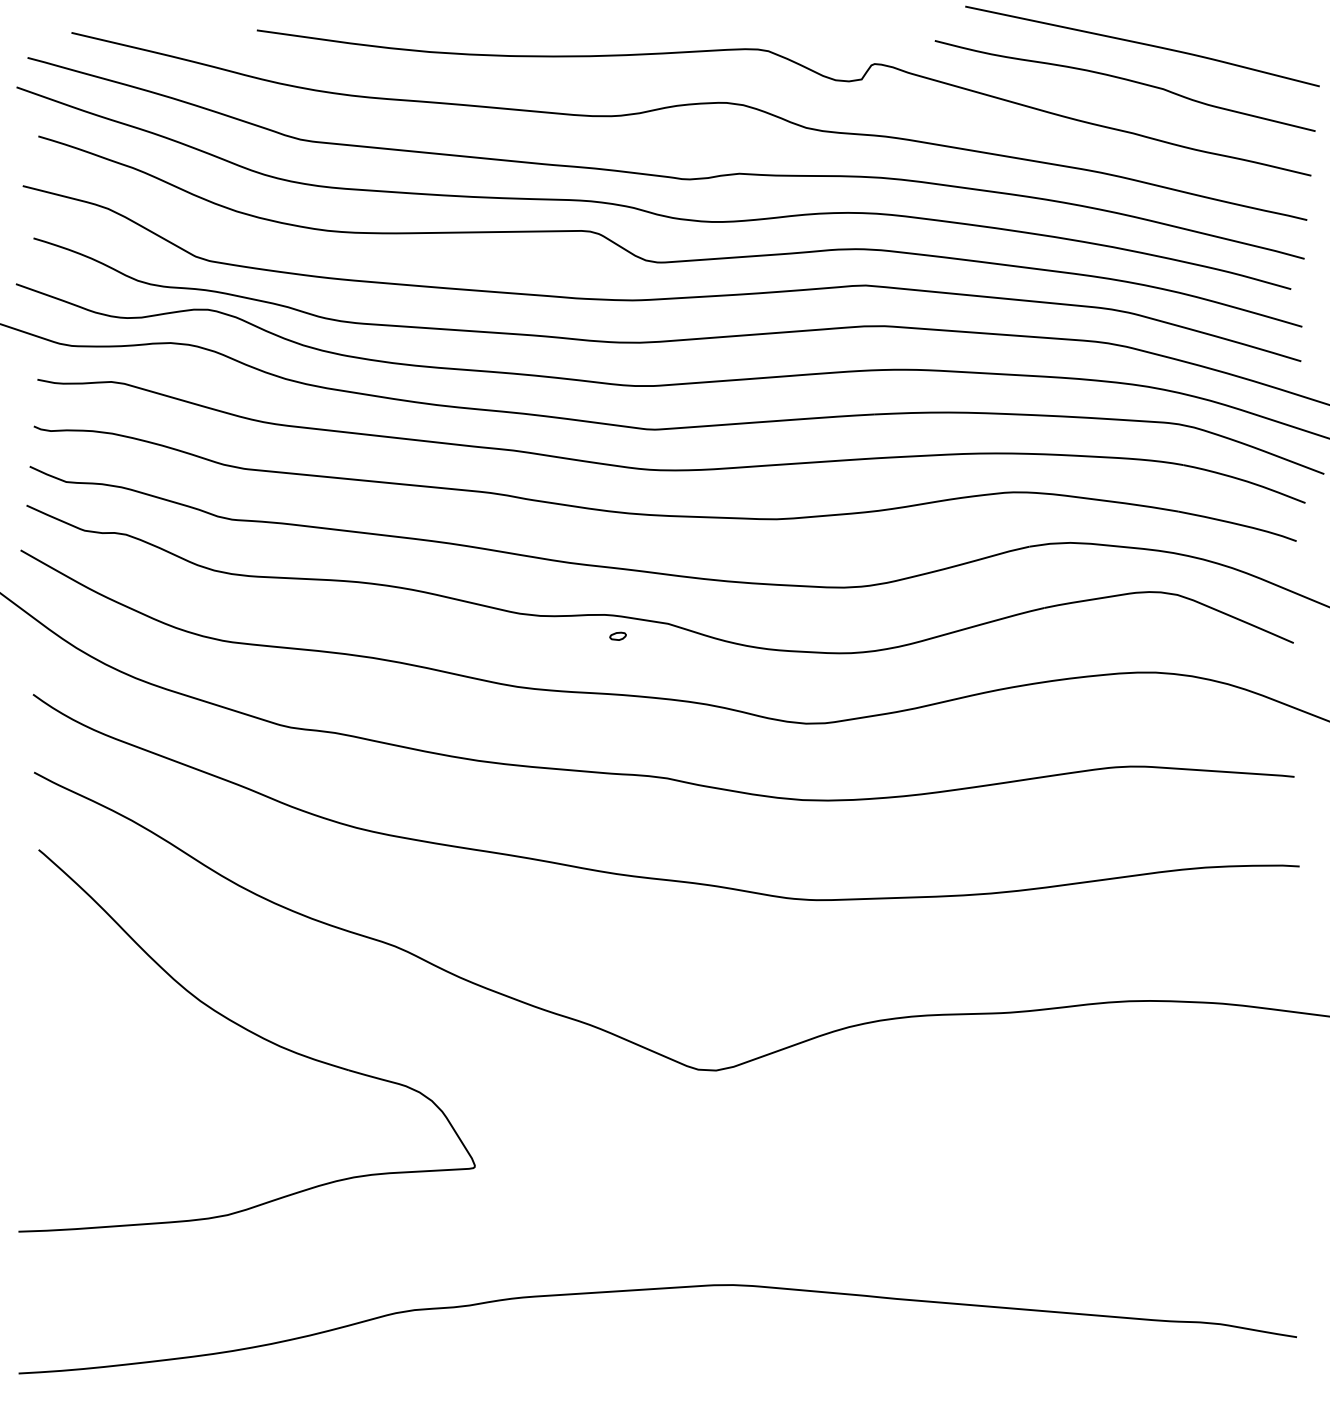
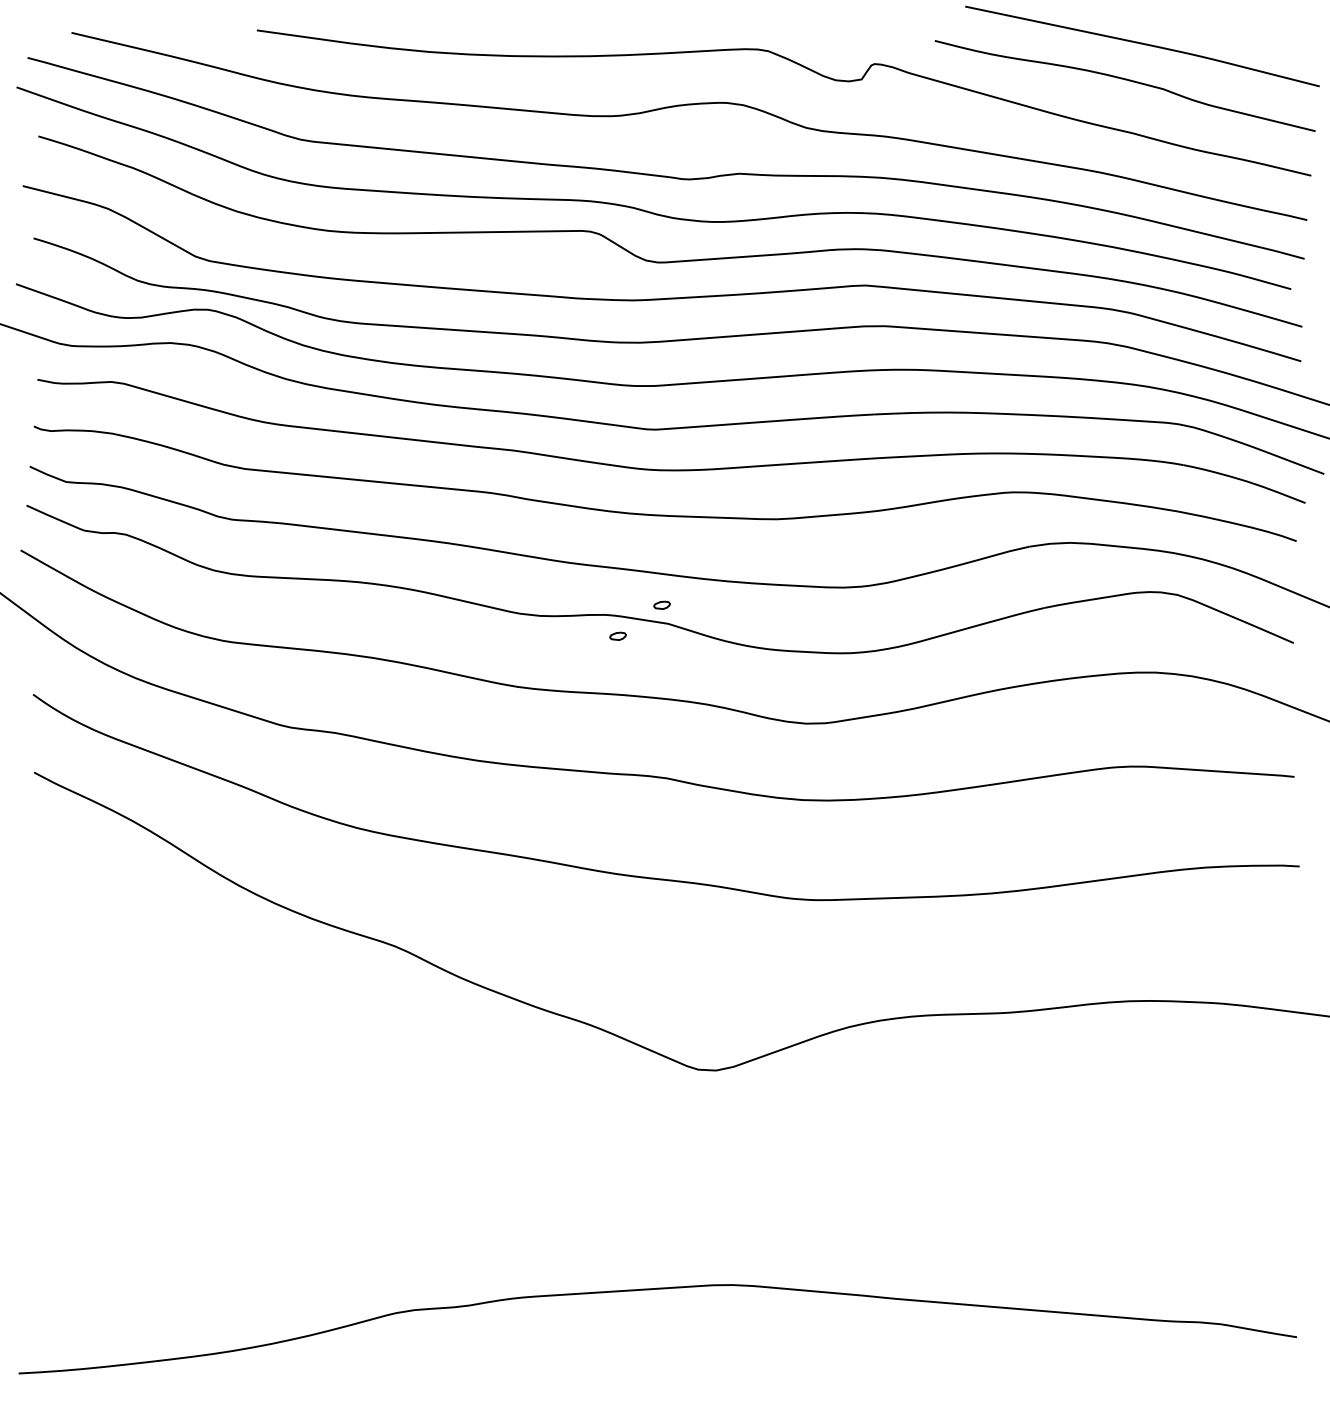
part: none -> present (661, 604)
part: present -> none (249, 1032)
